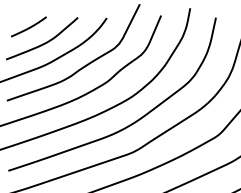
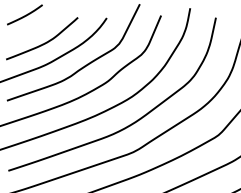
curve position: (29, 26) -> (25, 14) (25, 14)
